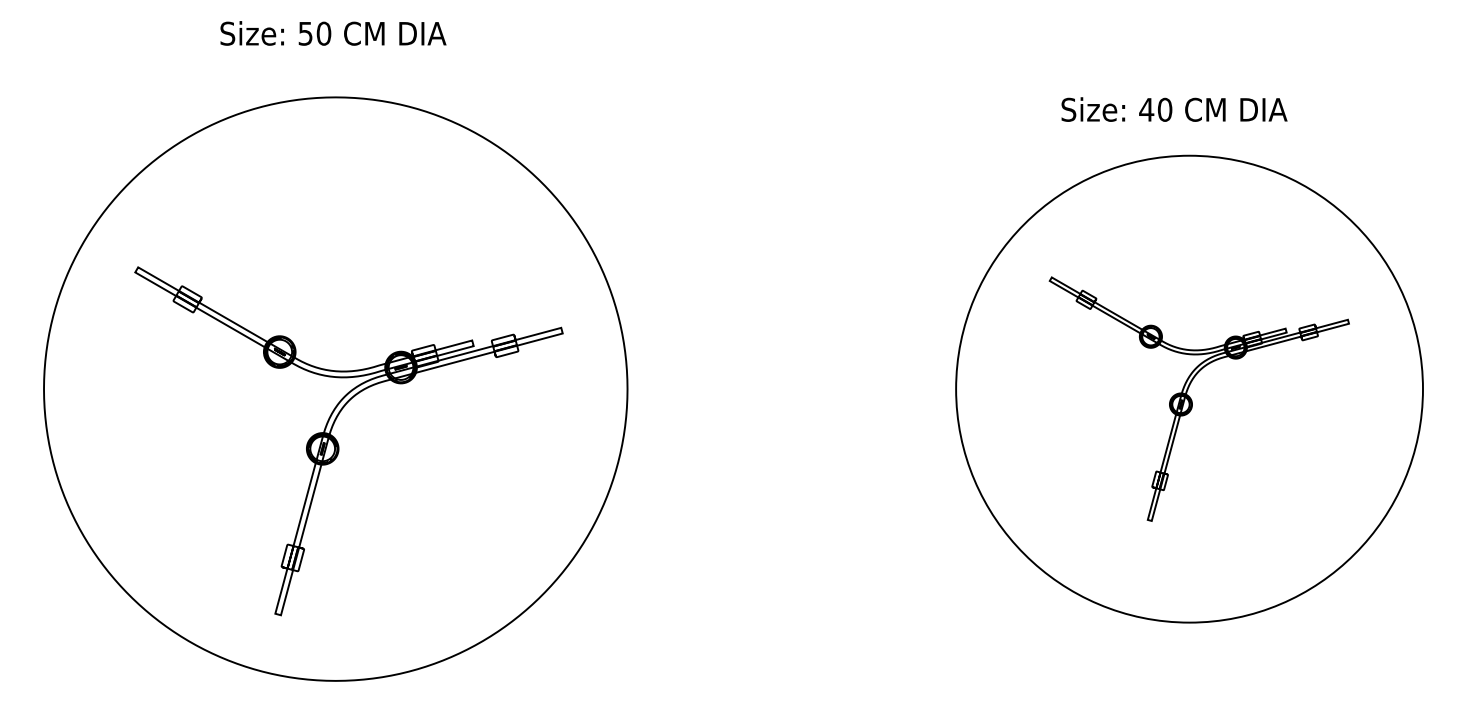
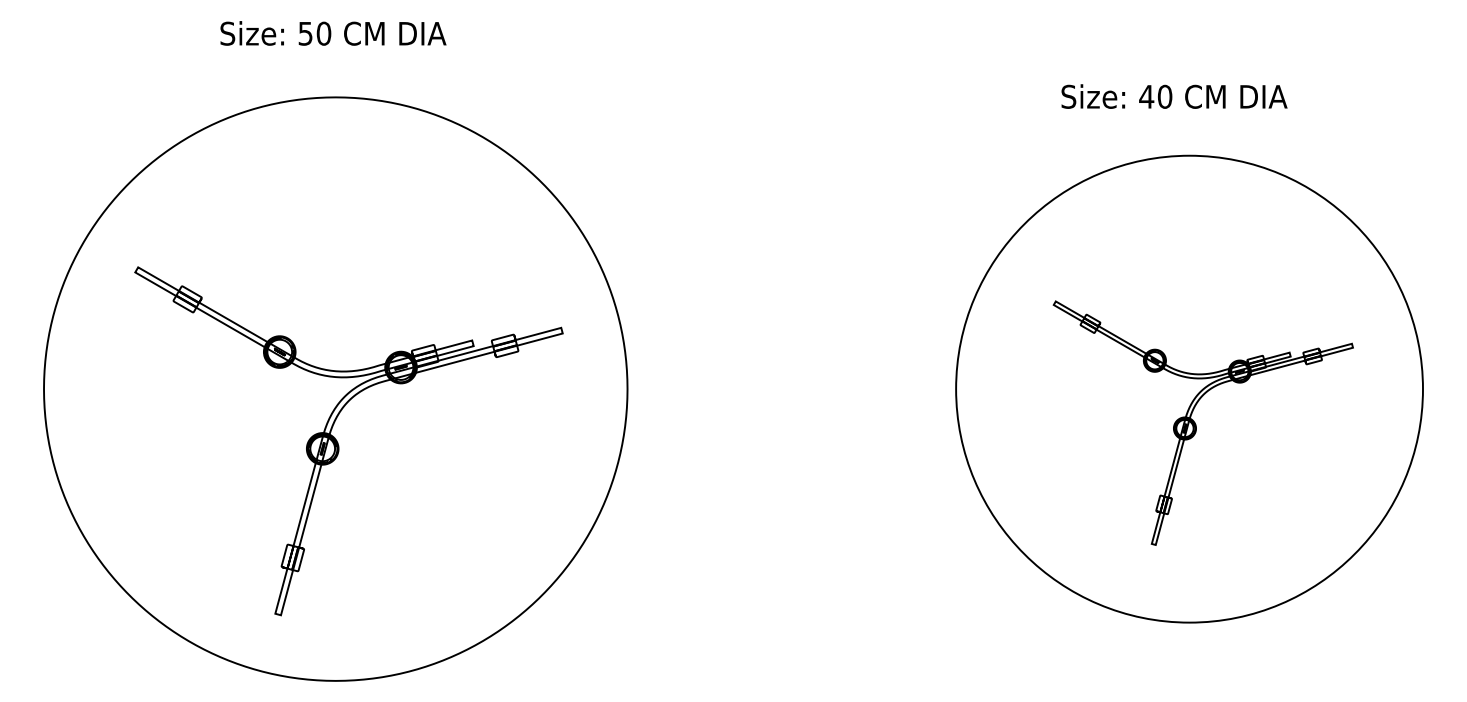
text position: (1174, 109) -> (1174, 96) (1174, 96)
part position: (1192, 400) -> (1196, 424) (1196, 424)
